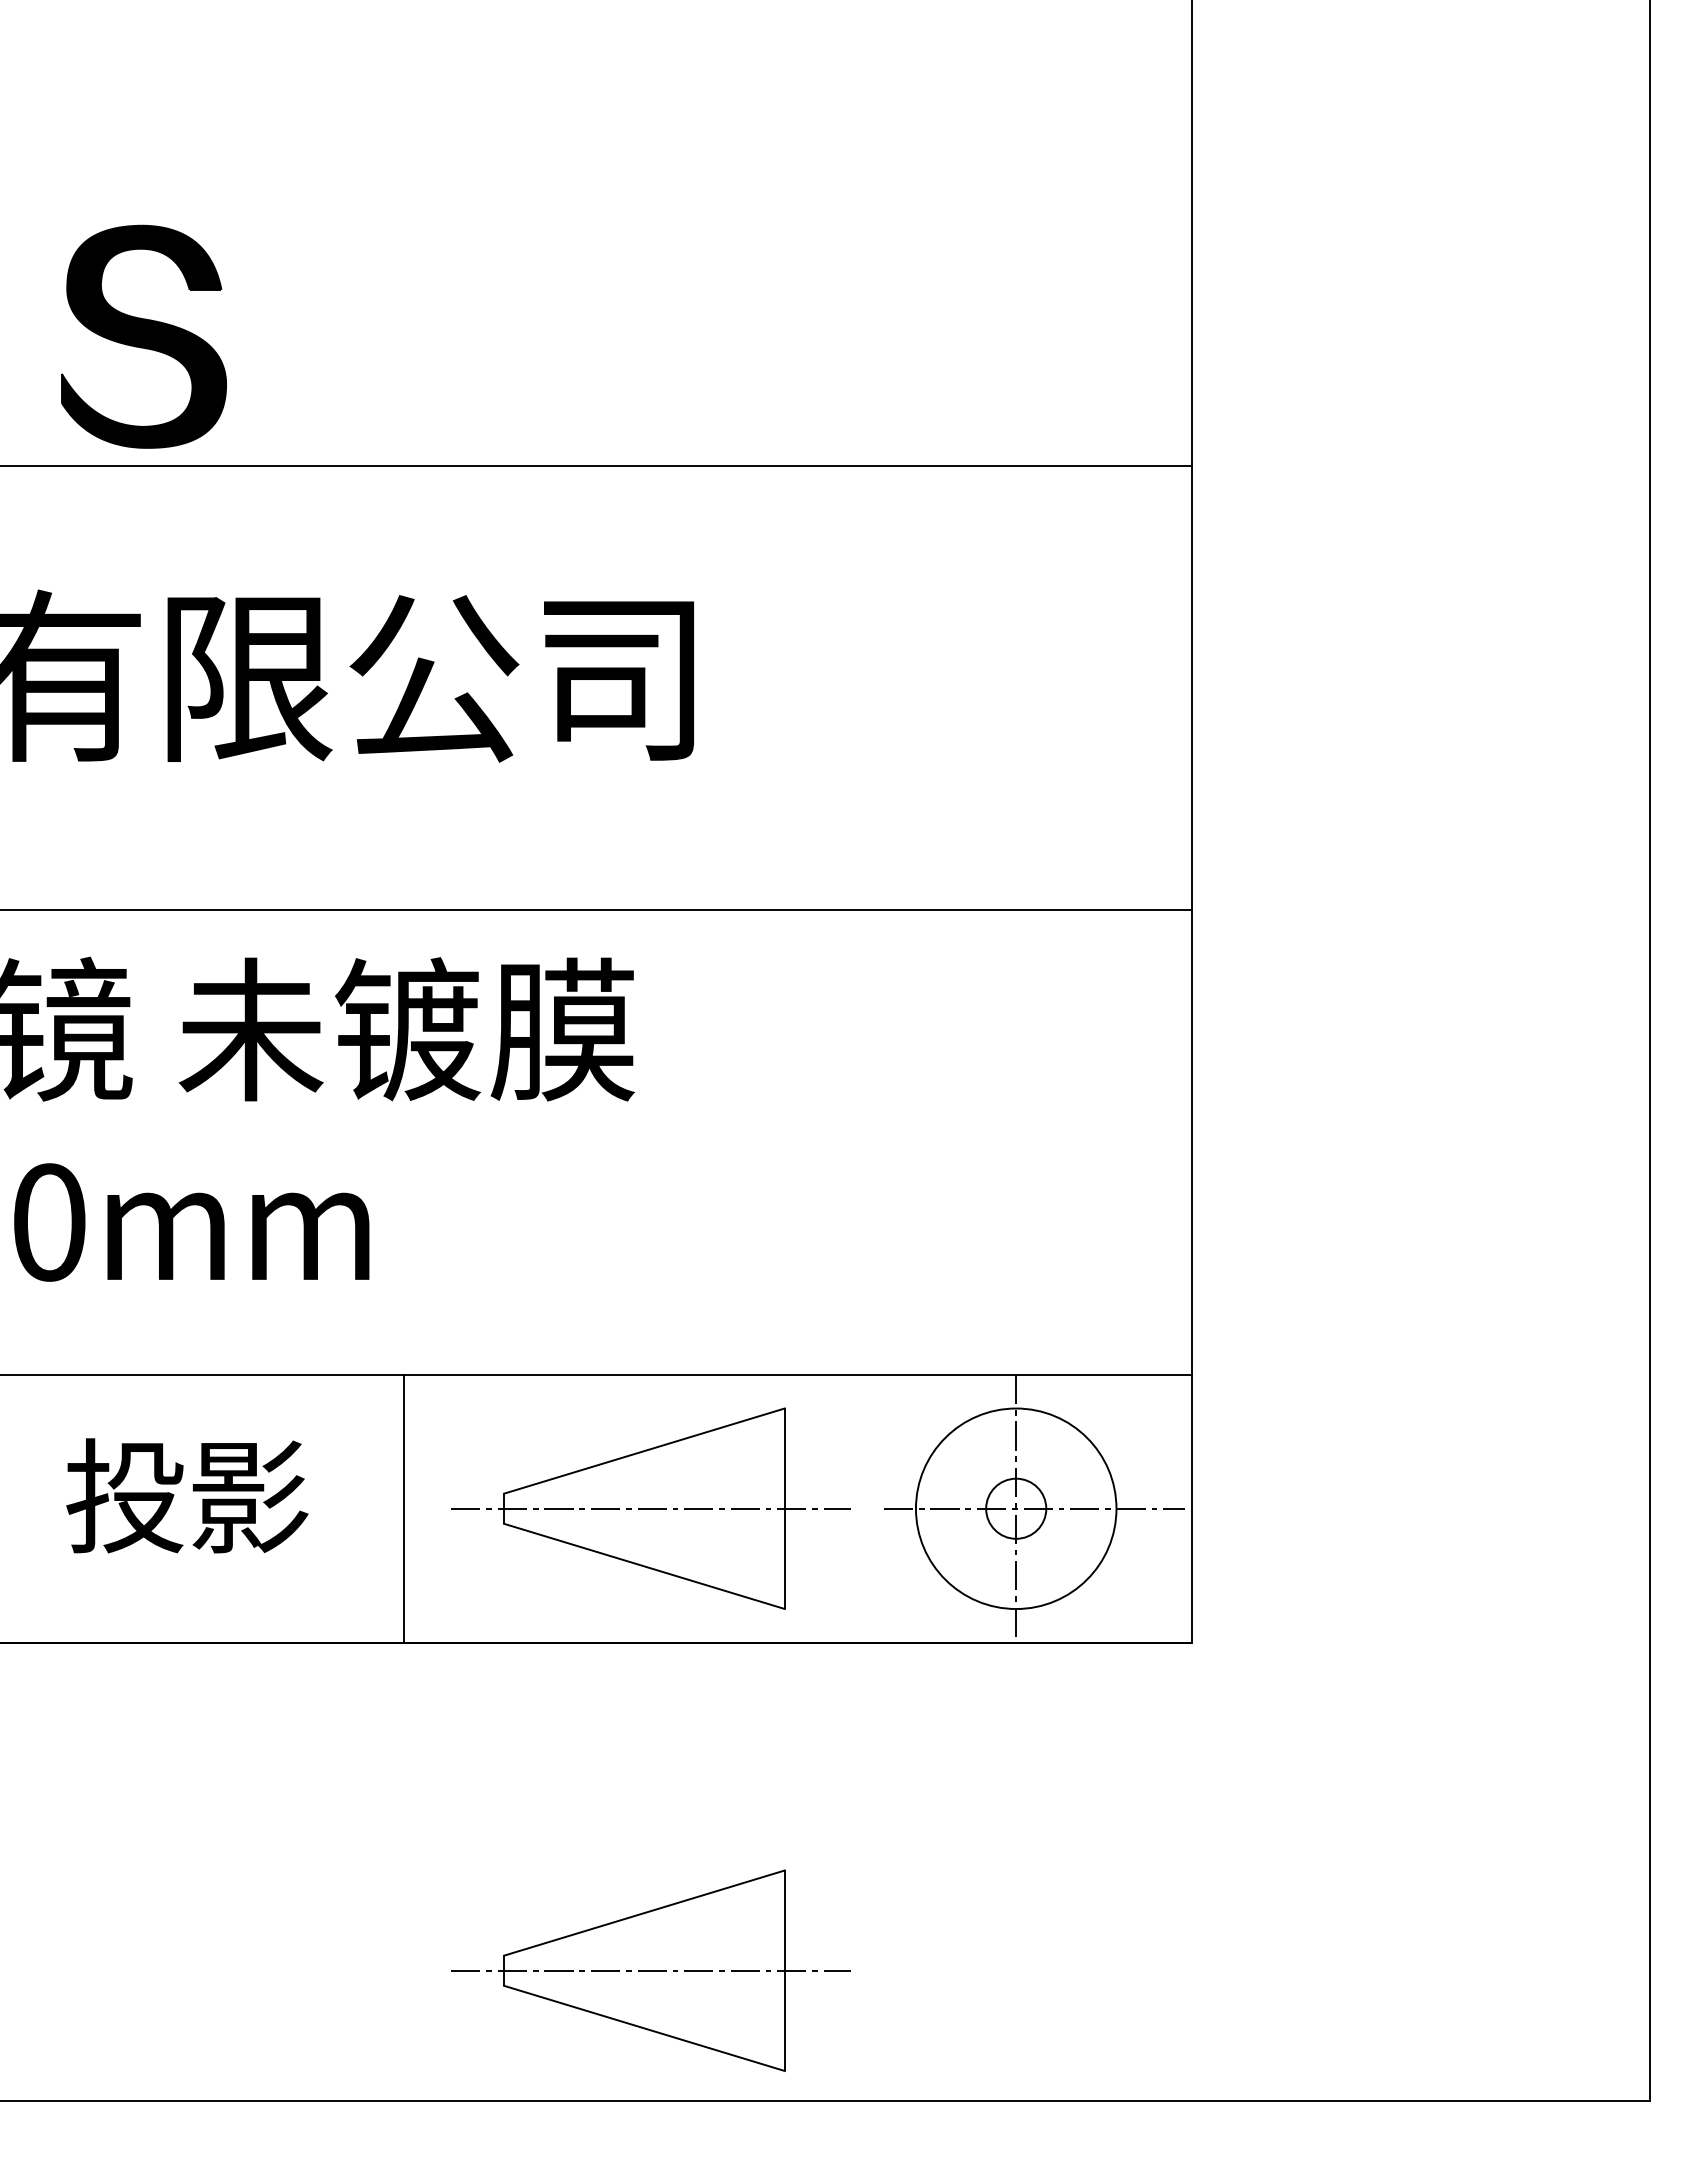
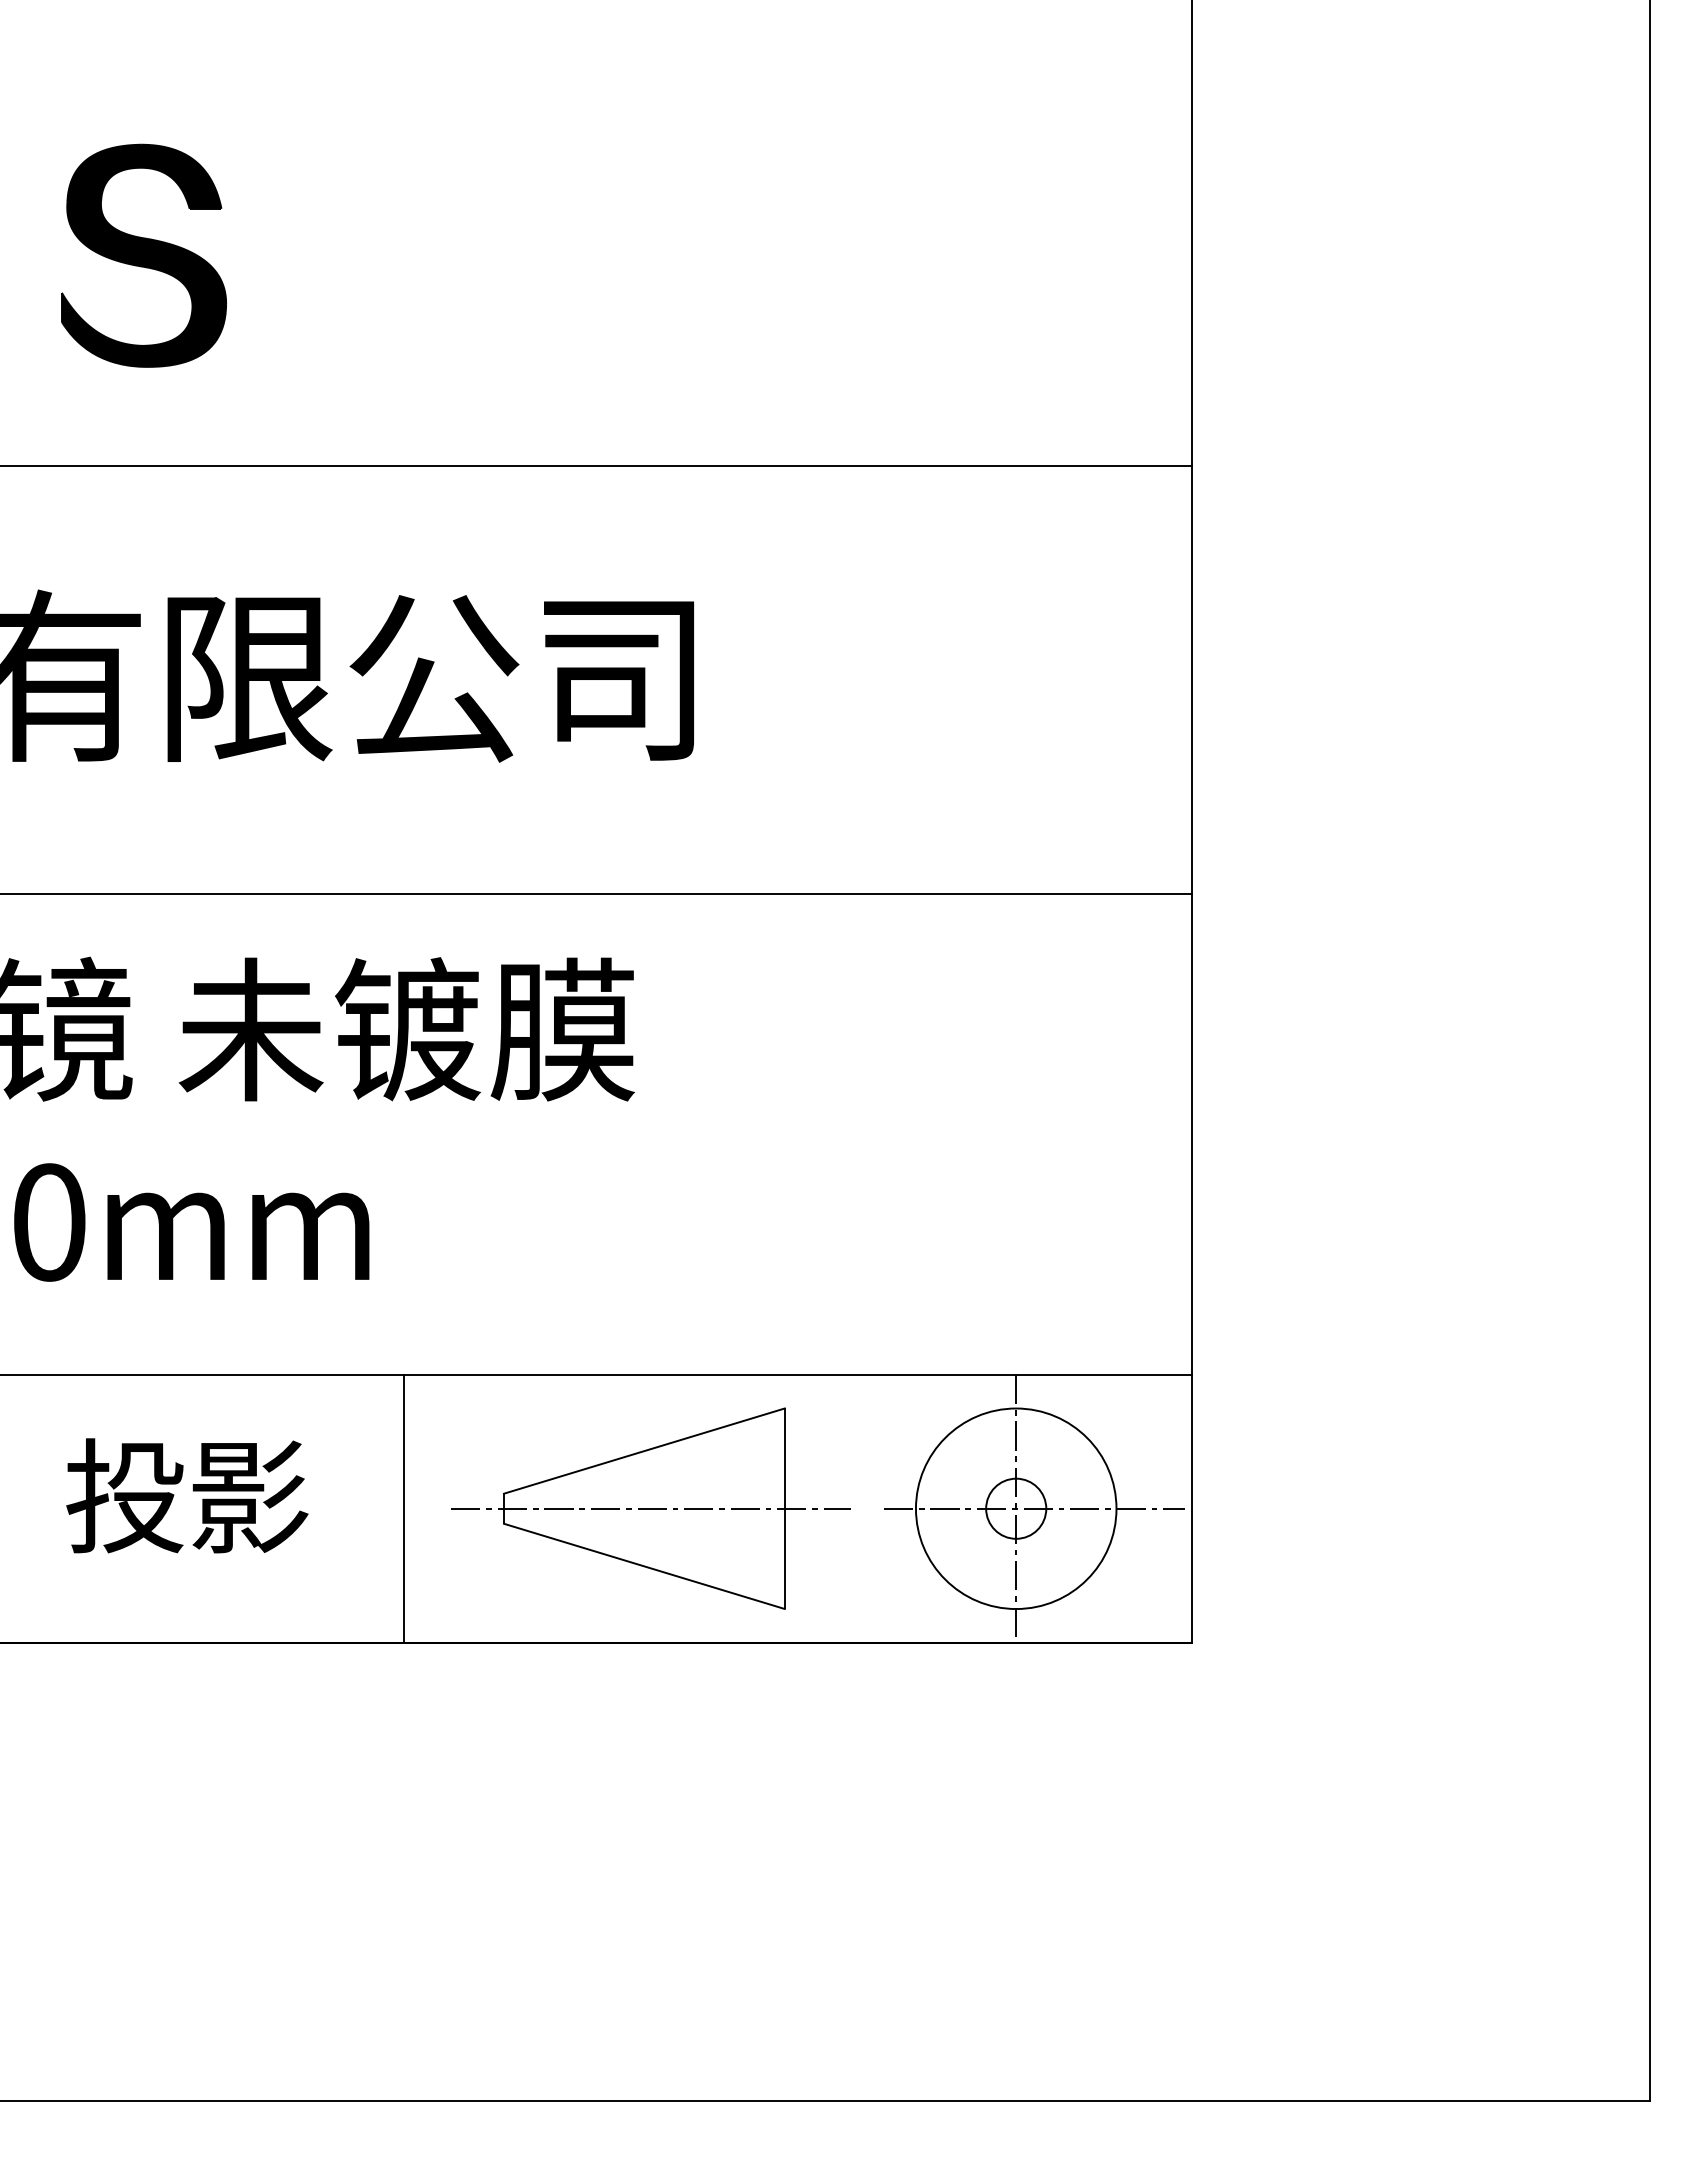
part position: (143, 336) -> (143, 255) (143, 255)
line position: (596, 909) -> (596, 893) (596, 893)
part: present -> none (650, 1970)
